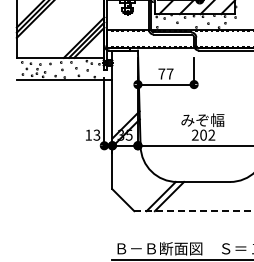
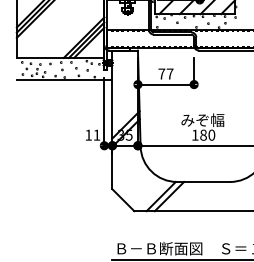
text: 13 -> 11 (96, 134)
text: 202 -> 180 (203, 134)
line: dashed -> solid (194, 211)
